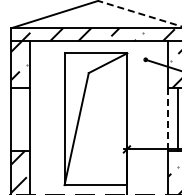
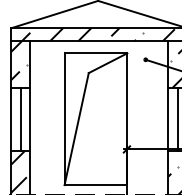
line: dashed -> solid (139, 13)
line: none -> present (20, 118)
line: dashed -> solid (168, 119)
